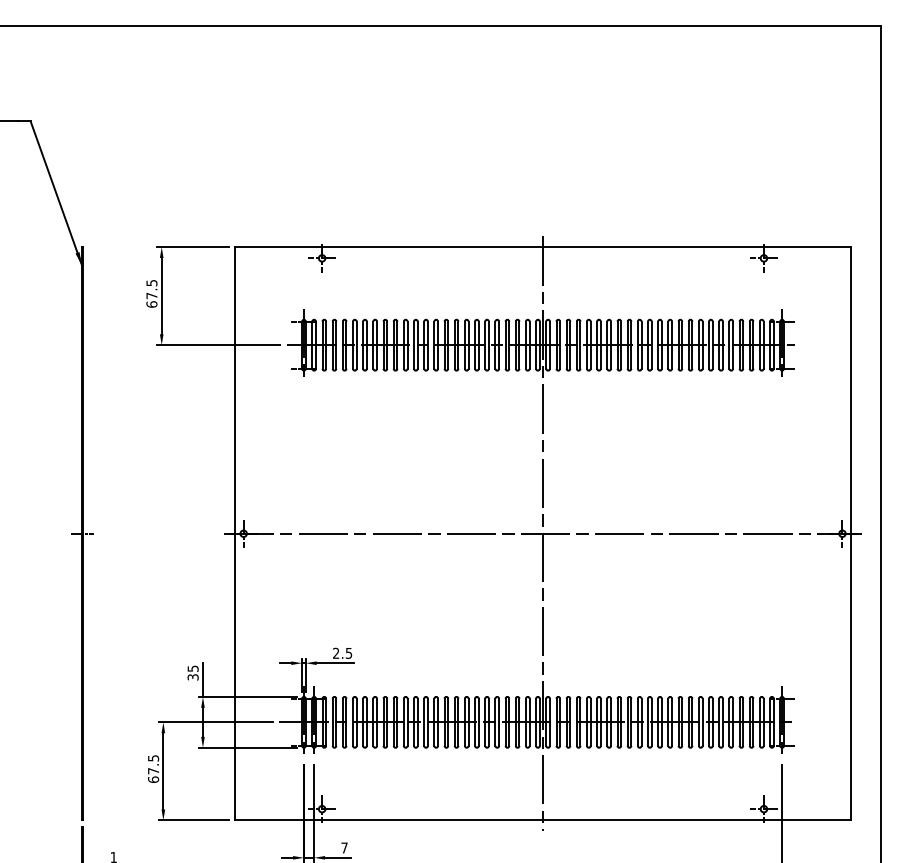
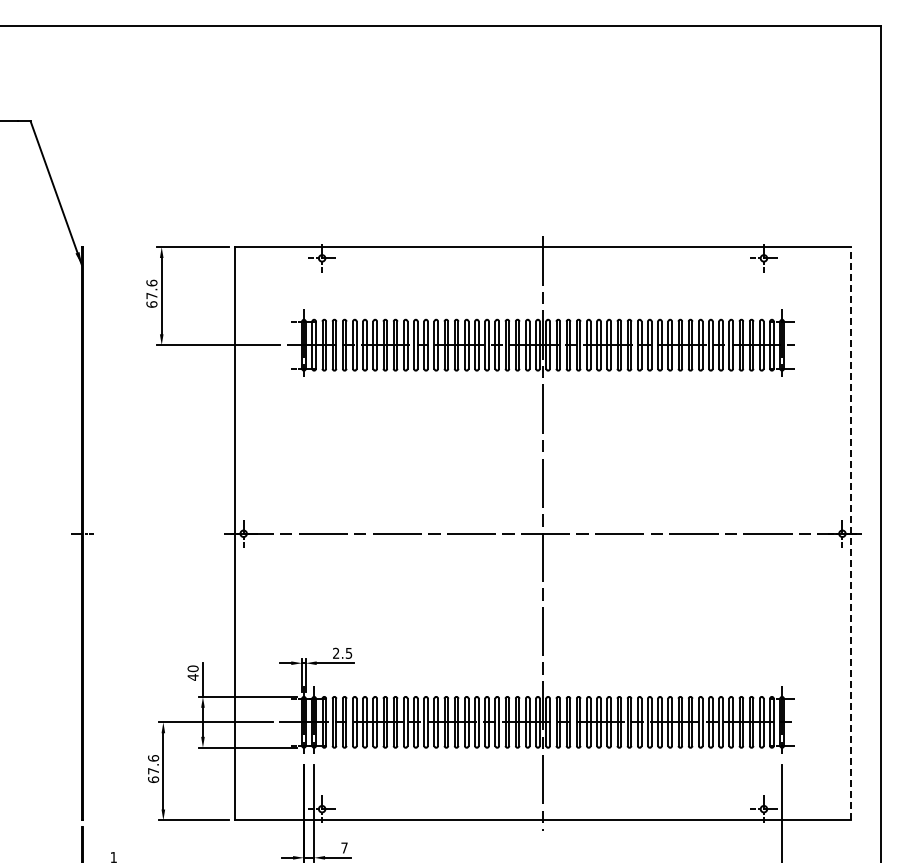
text: 67.5 -> 67.6 (151, 282)
line: solid -> dashed (850, 533)
text: 35 -> 40 (192, 672)
text: 67.5 -> 67.6 (153, 758)
